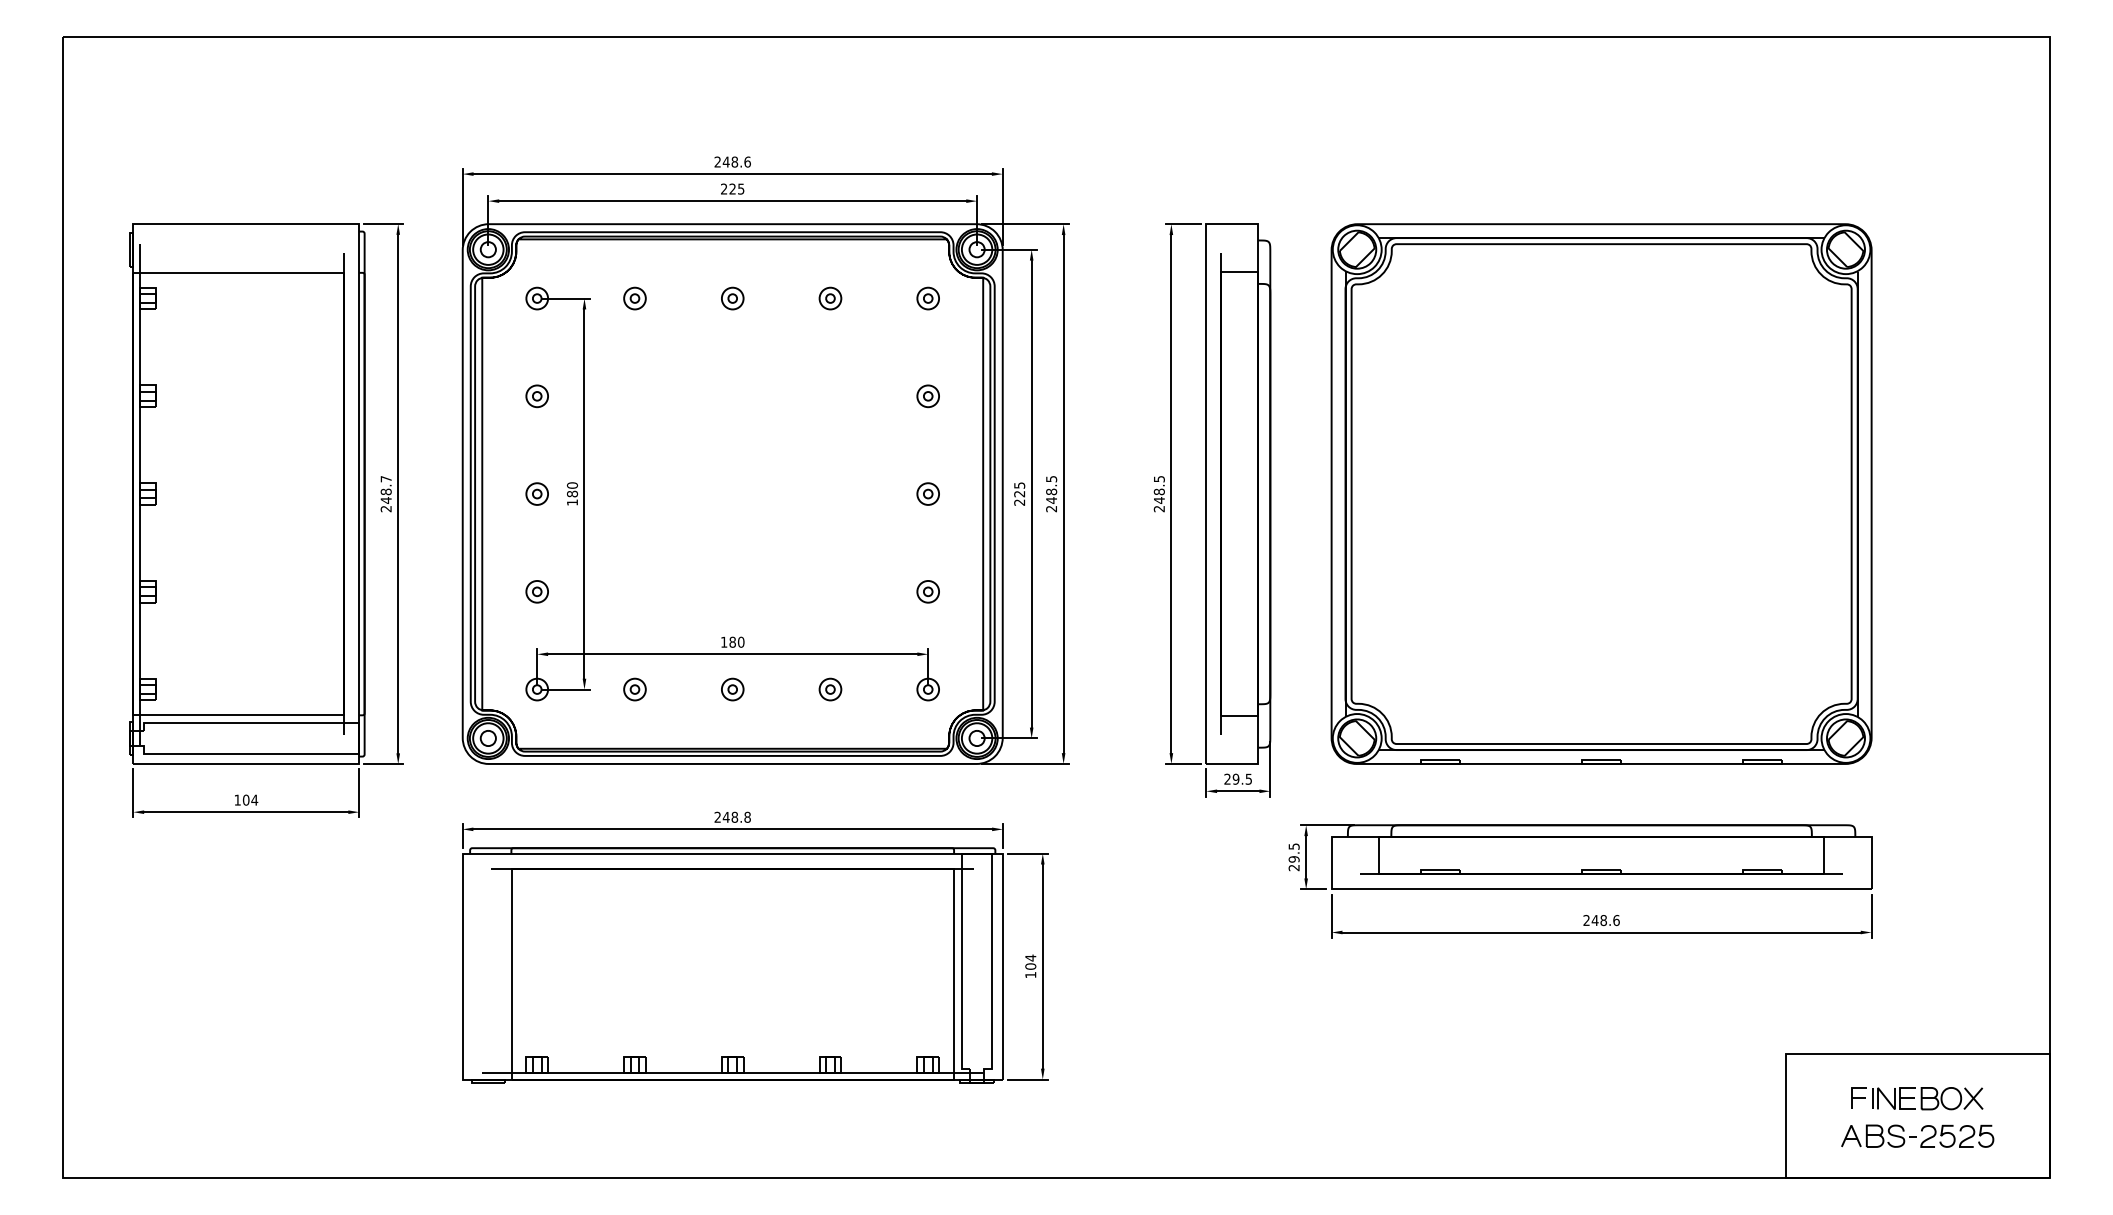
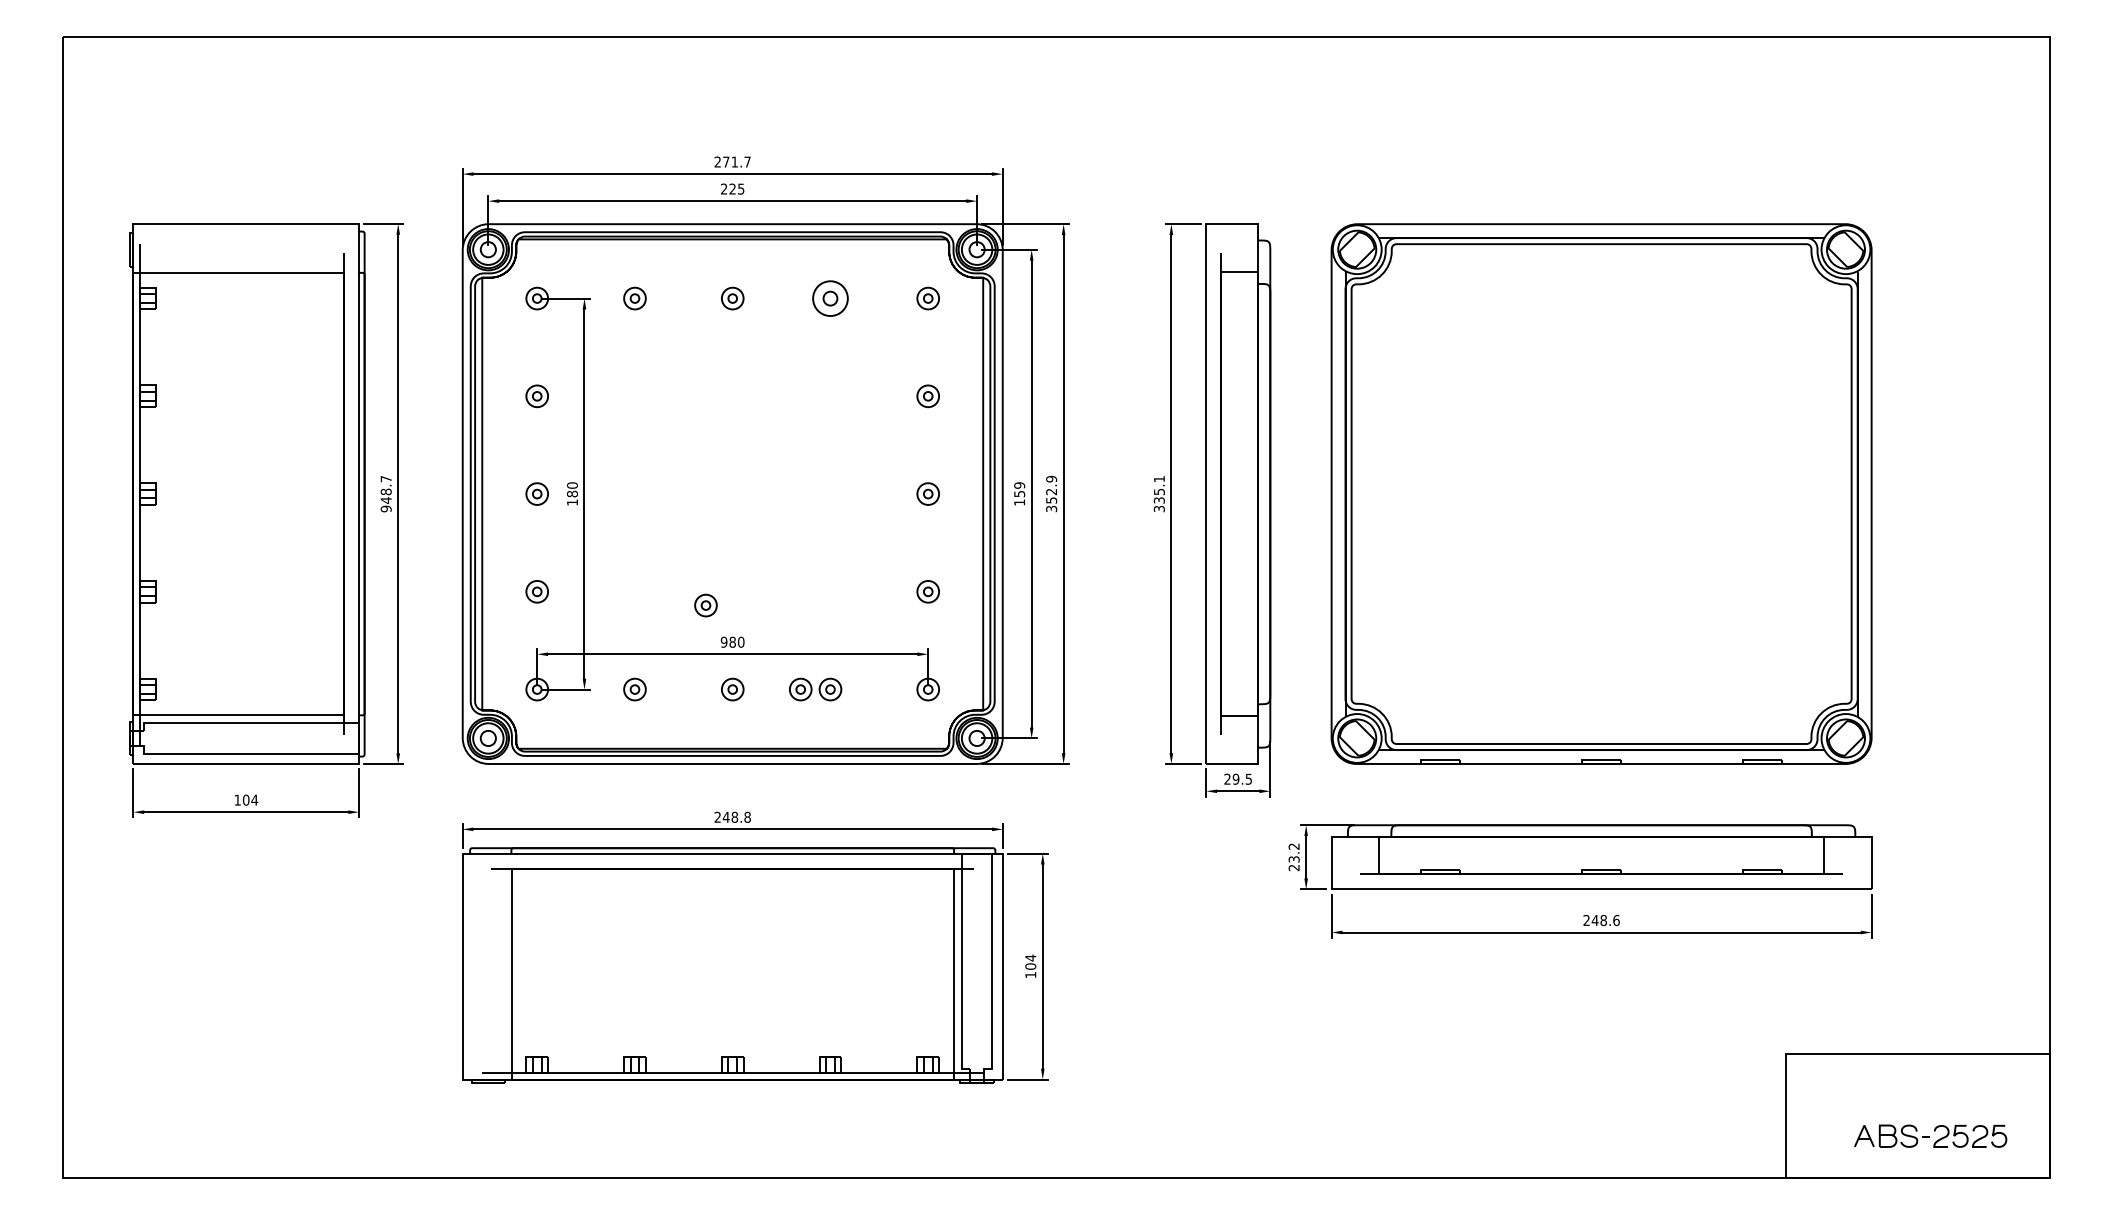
text: 248.6 -> 271.7 (736, 161)
part size: 25x25 px -> 37x37 px (830, 298)
text: 225 -> 159 (1019, 493)
text: 248.5 -> 352.9 (1051, 493)
text: 248.5 -> 335.1 (1158, 494)
text: 248.7 -> 948.7 (385, 508)
part: none -> present (705, 605)
text: 180 -> 980 (723, 641)
part: none -> present (800, 689)
text: 29.5 -> 23.2 (1293, 852)
part: present -> none (1917, 1098)
part position: (1917, 1135) -> (1930, 1135) (1930, 1135)
